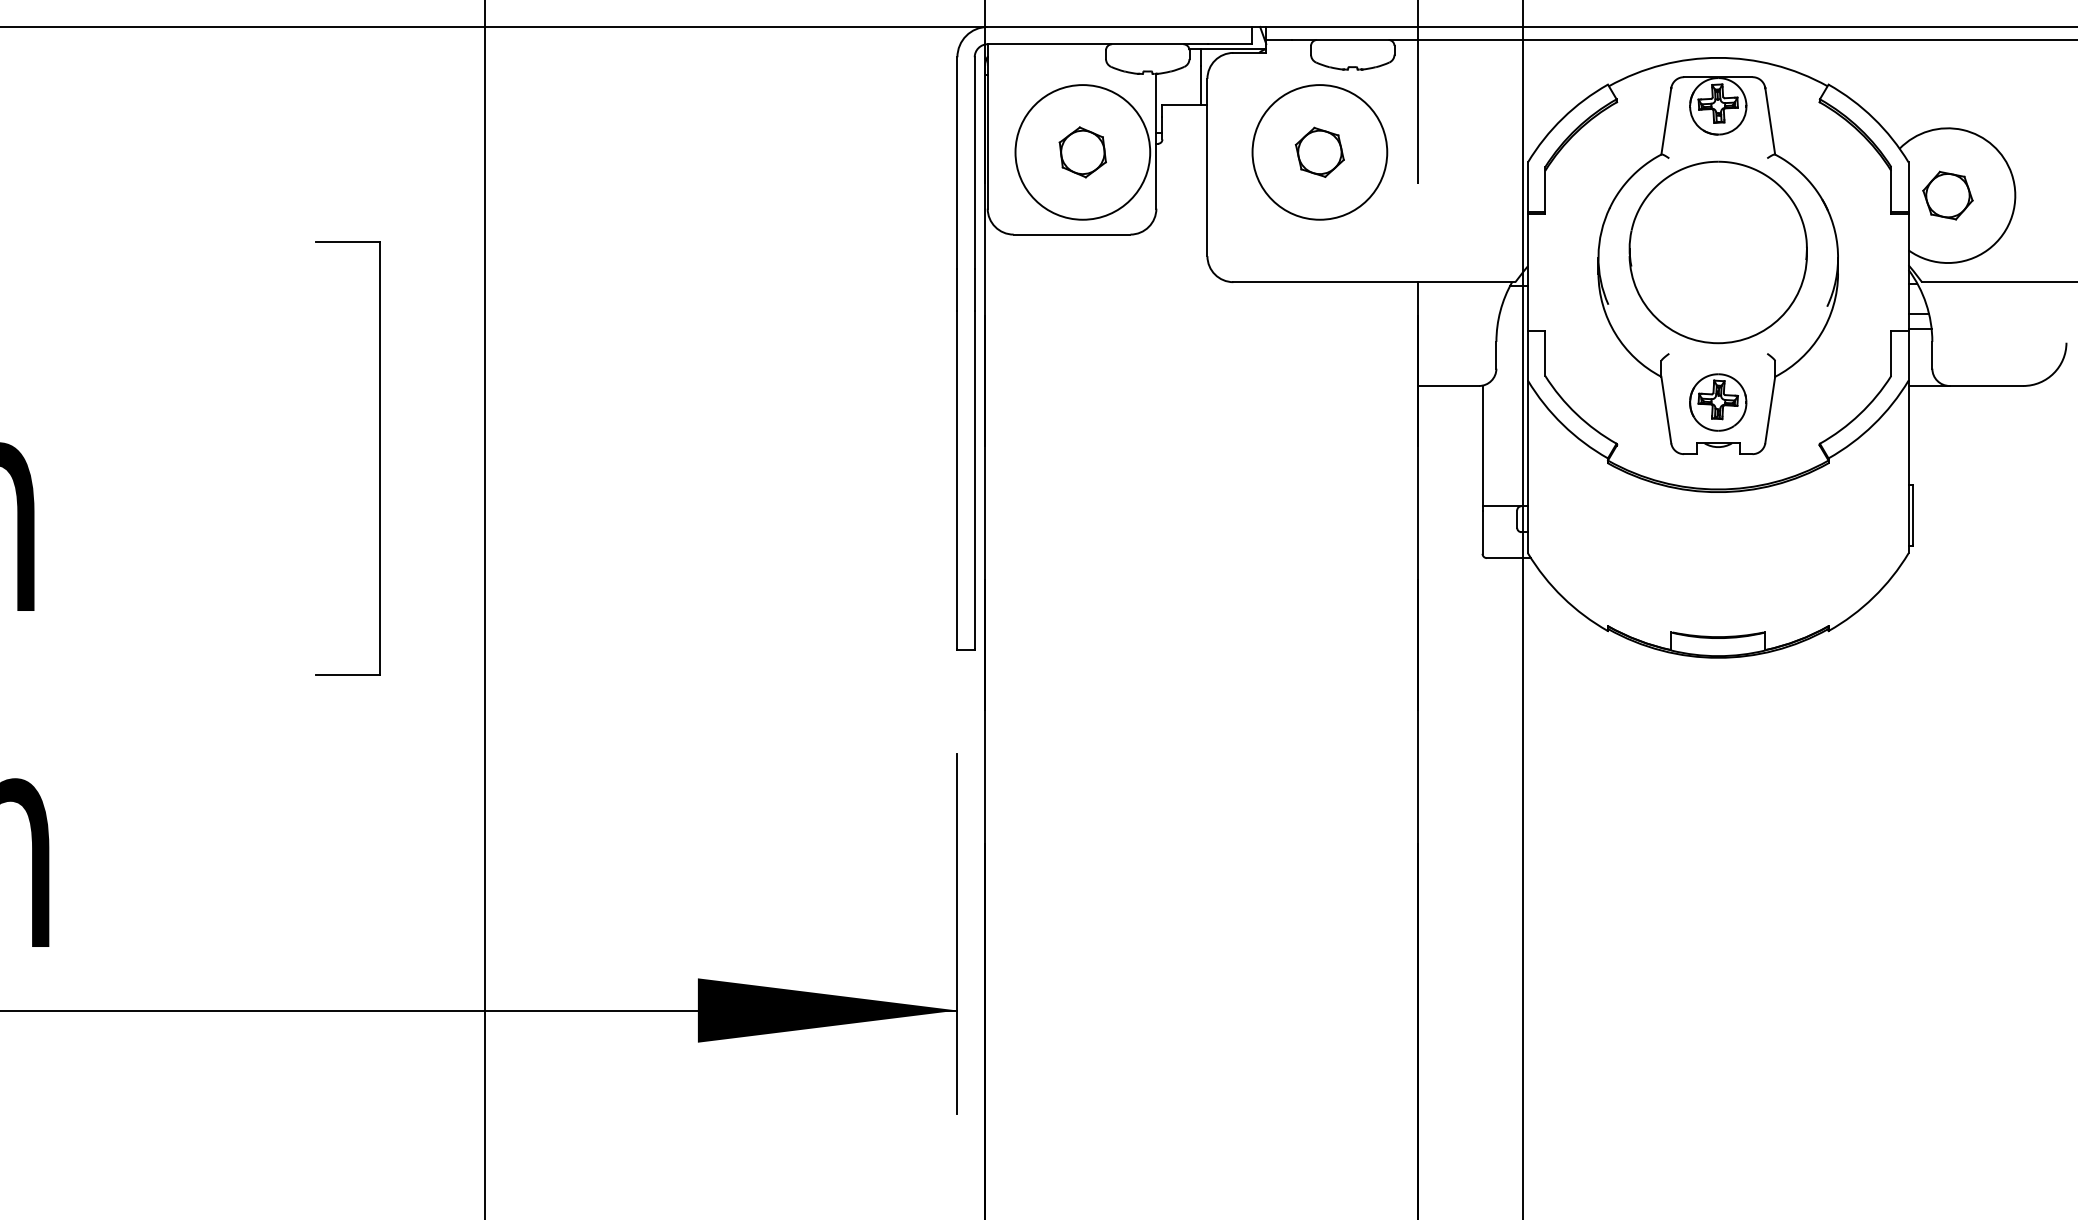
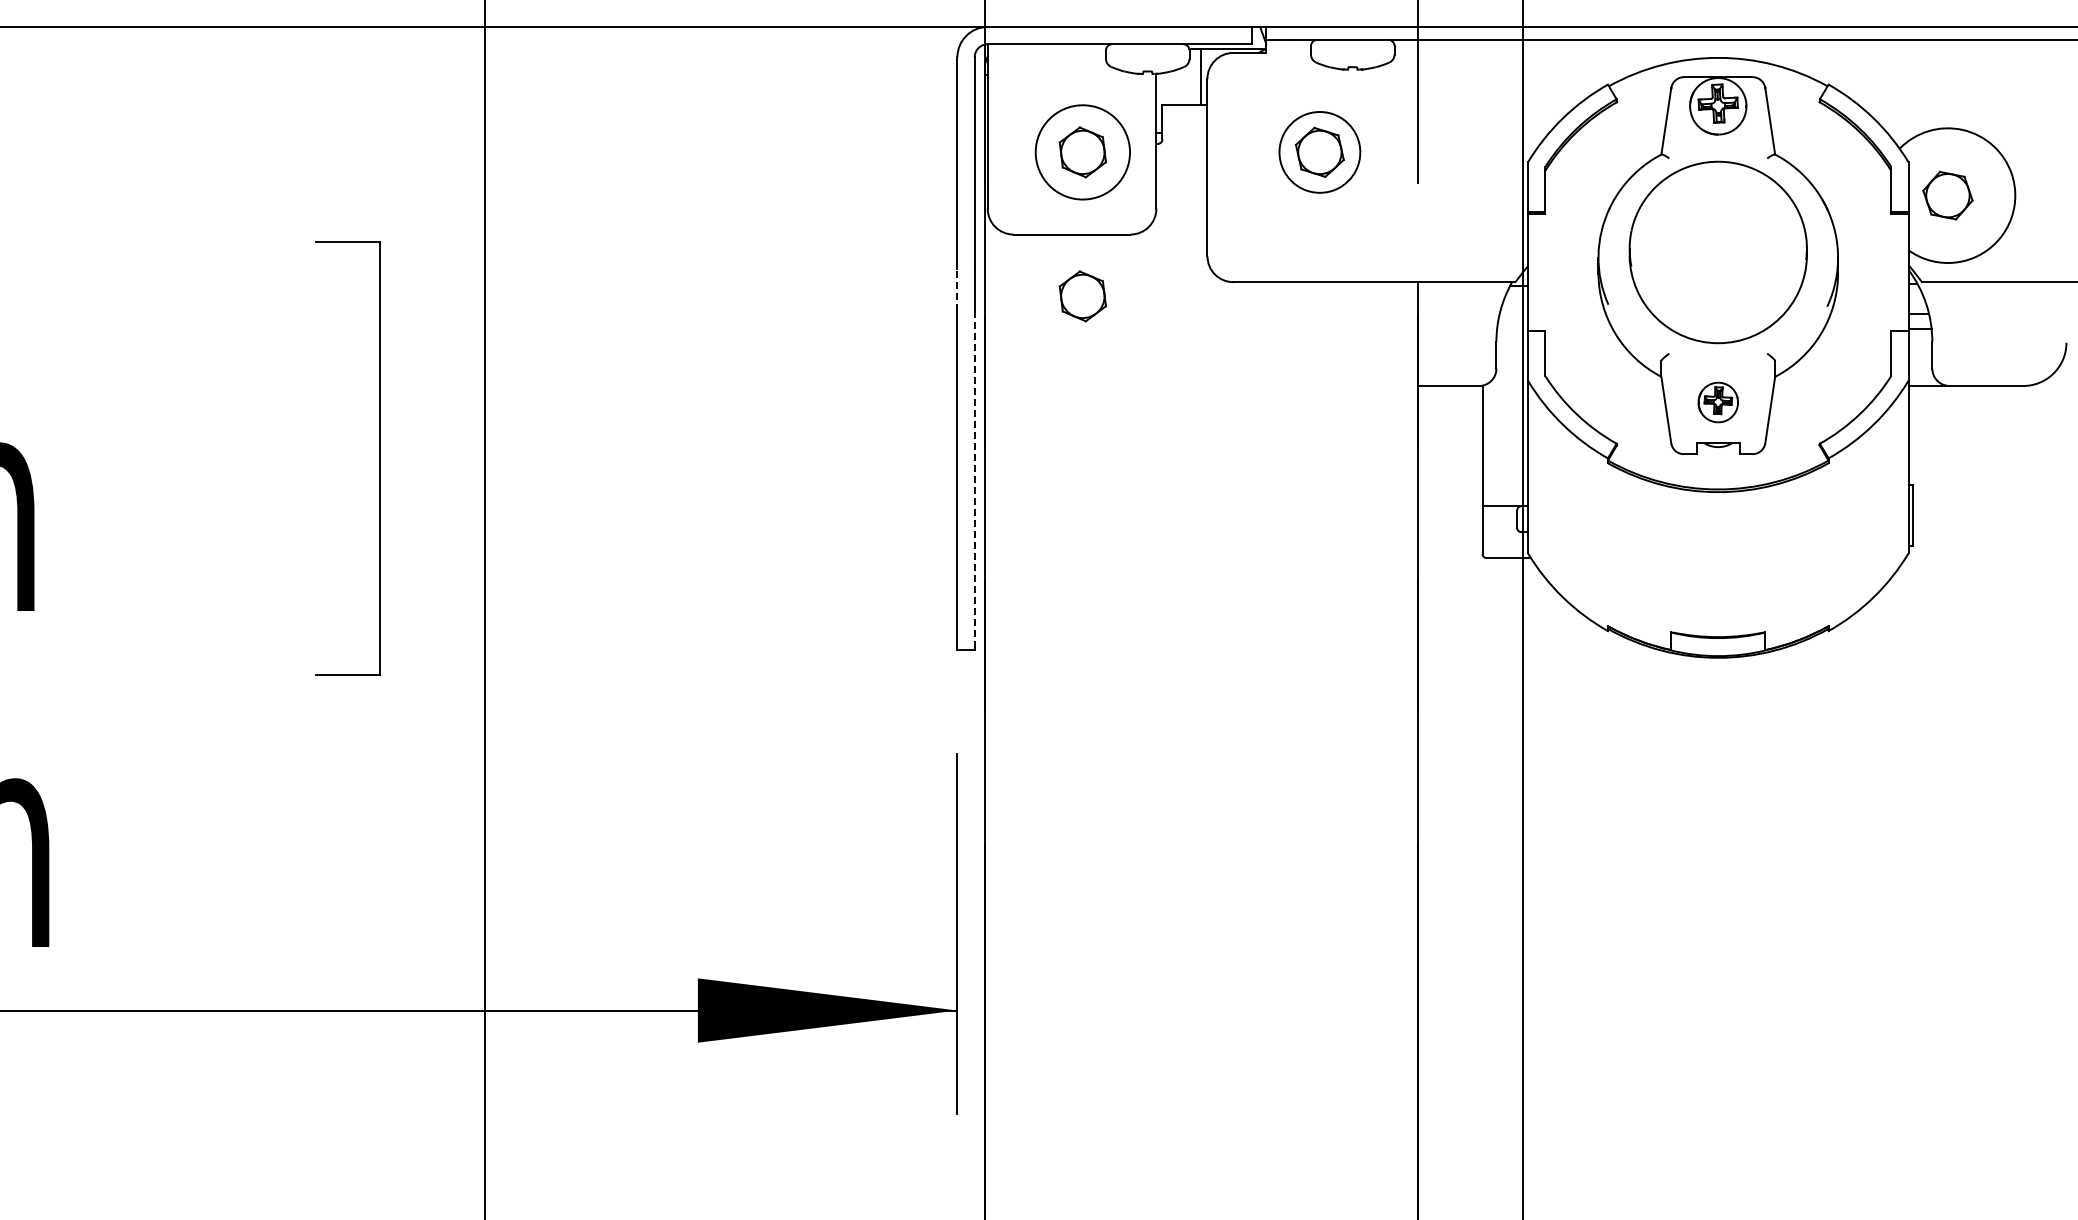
circle diameter: 135 px -> 94 px (1082, 152)
circle diameter: 135 px -> 81 px (1319, 152)
line: solid -> dashed (957, 289)
part: none -> present (1082, 296)
part size: 59x59 px -> 42x43 px (1717, 402)
line: solid -> dashed (974, 480)
